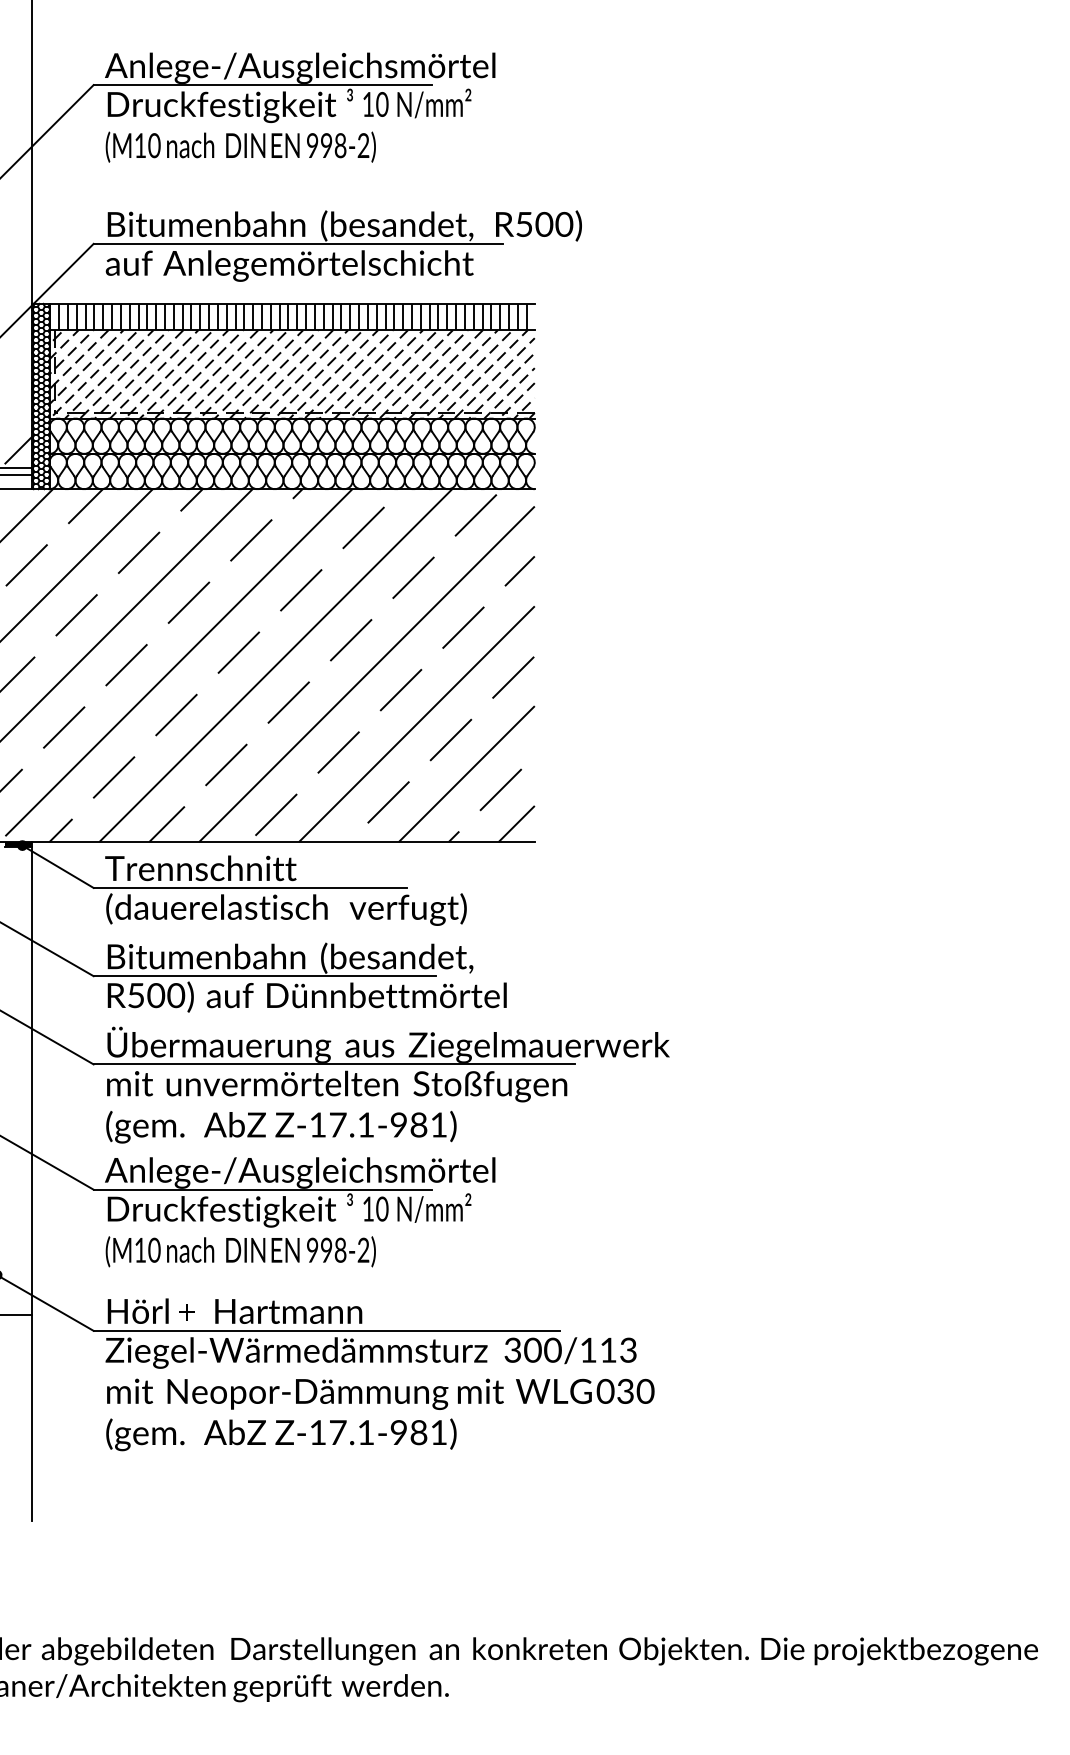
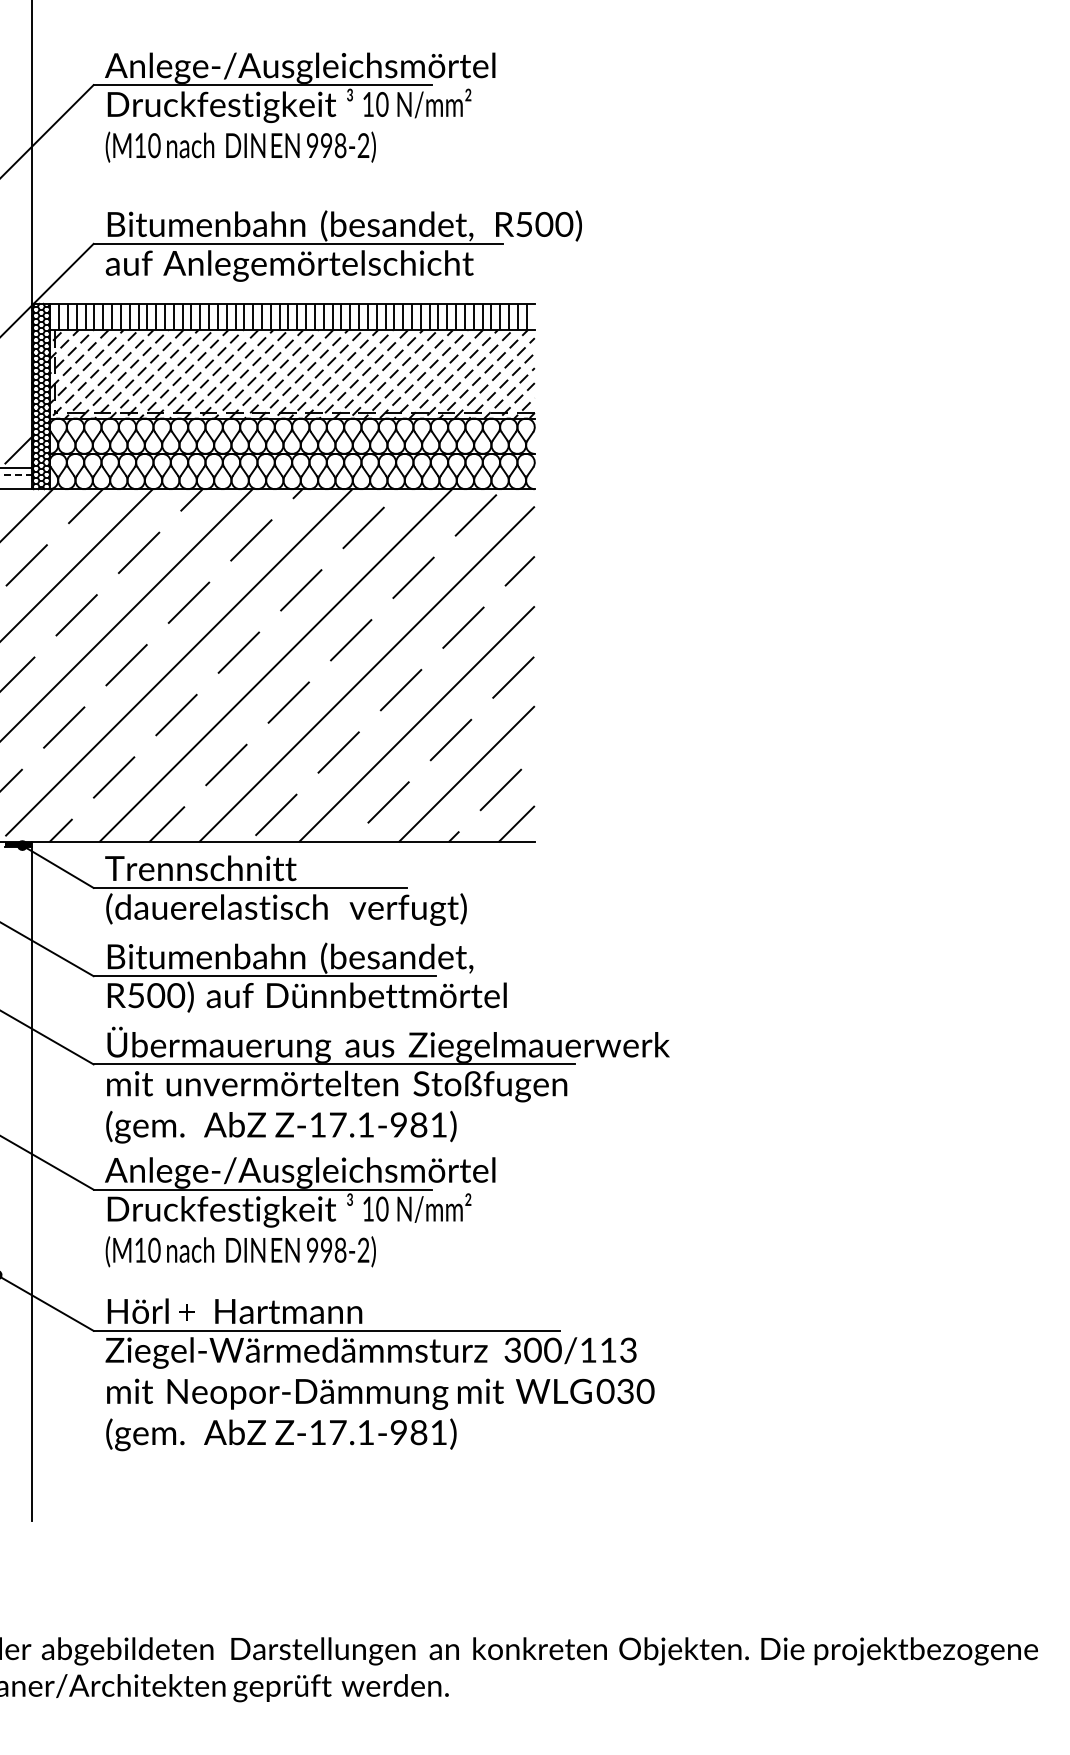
line: solid -> dashed (16, 475)
line: present -> none (16, 1314)
